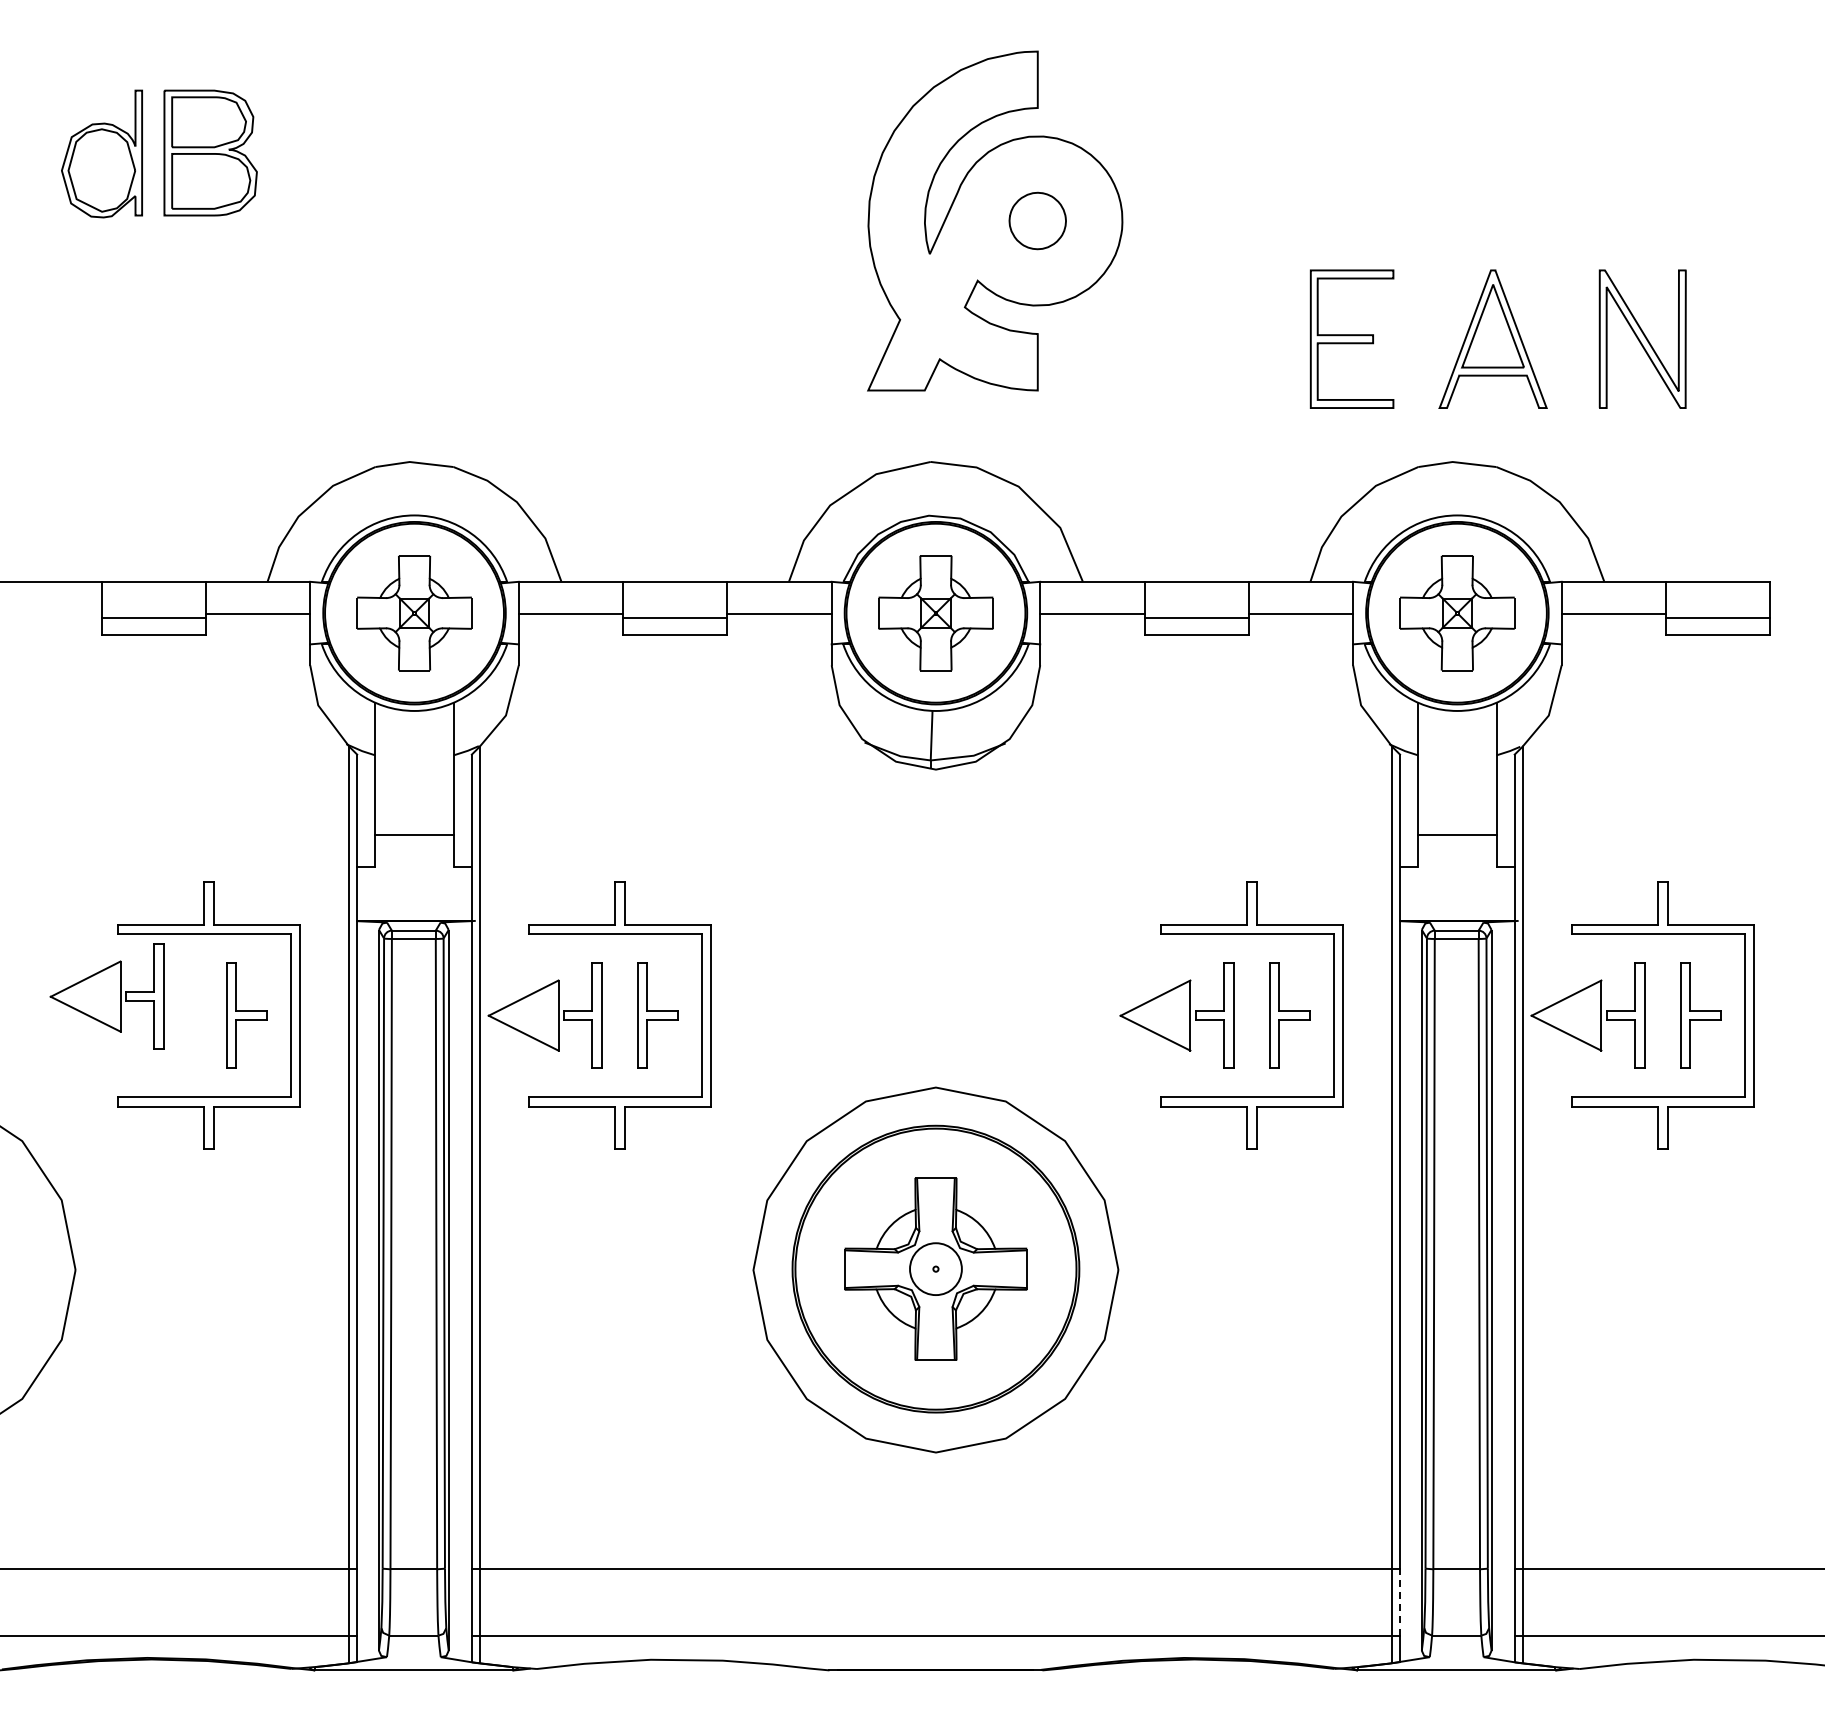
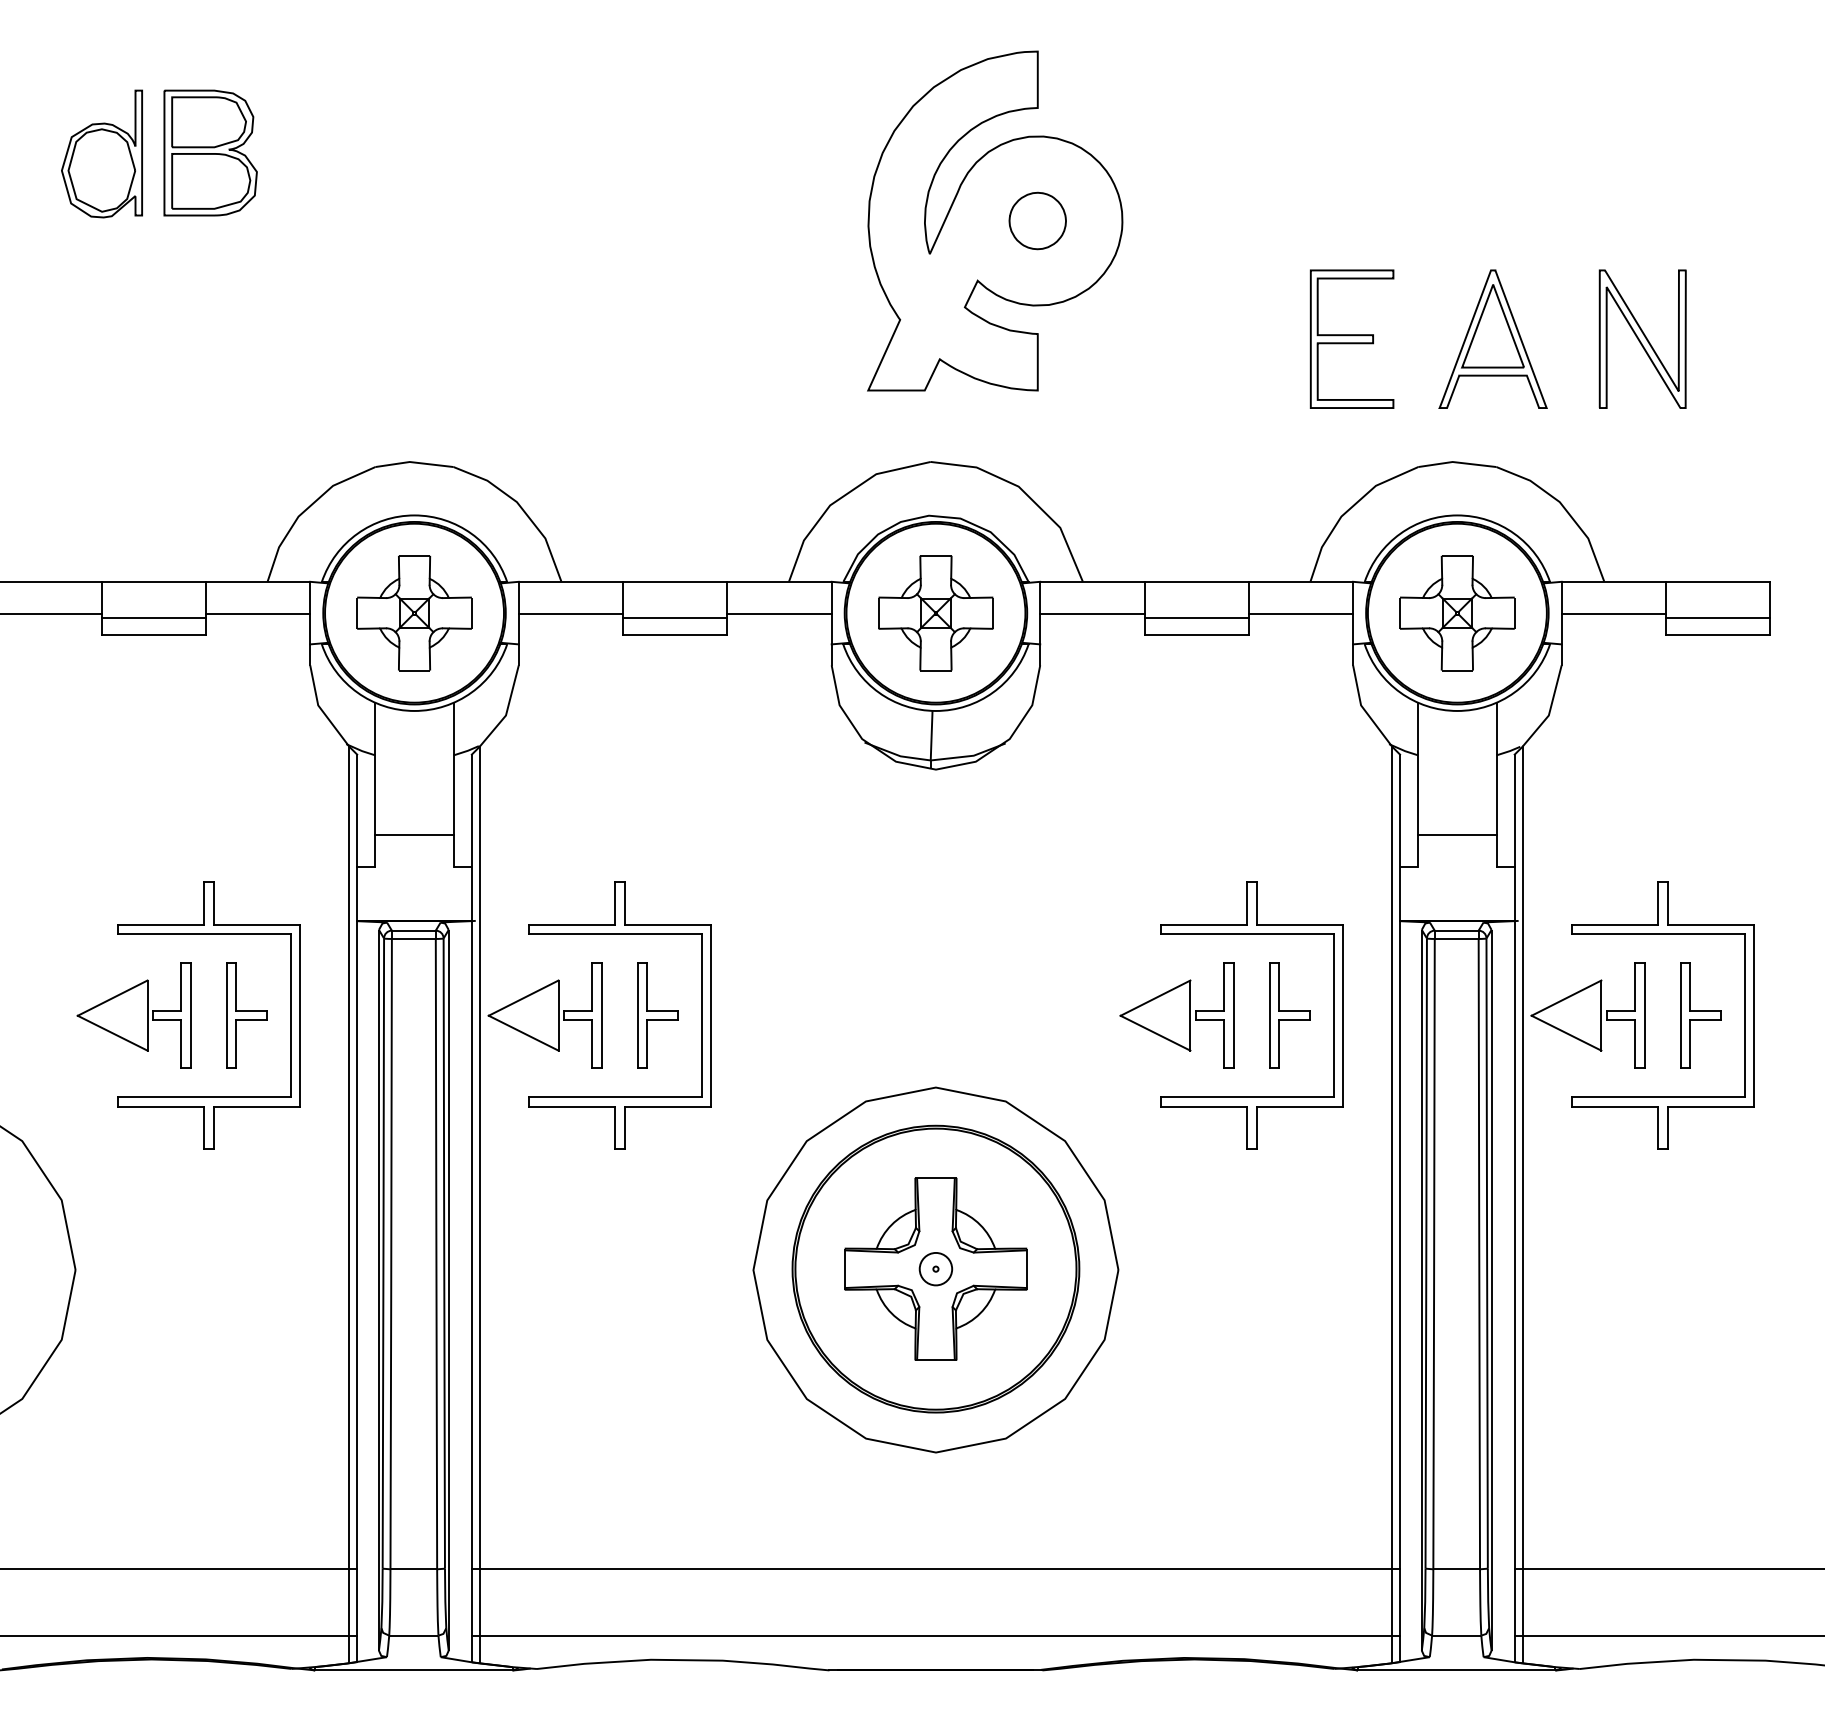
line: none -> present (51, 614)
part position: (106, 996) -> (133, 1015) (133, 1015)
circle diameter: 52 px -> 32 px (935, 1268)
line: dashed -> solid (1400, 1601)
